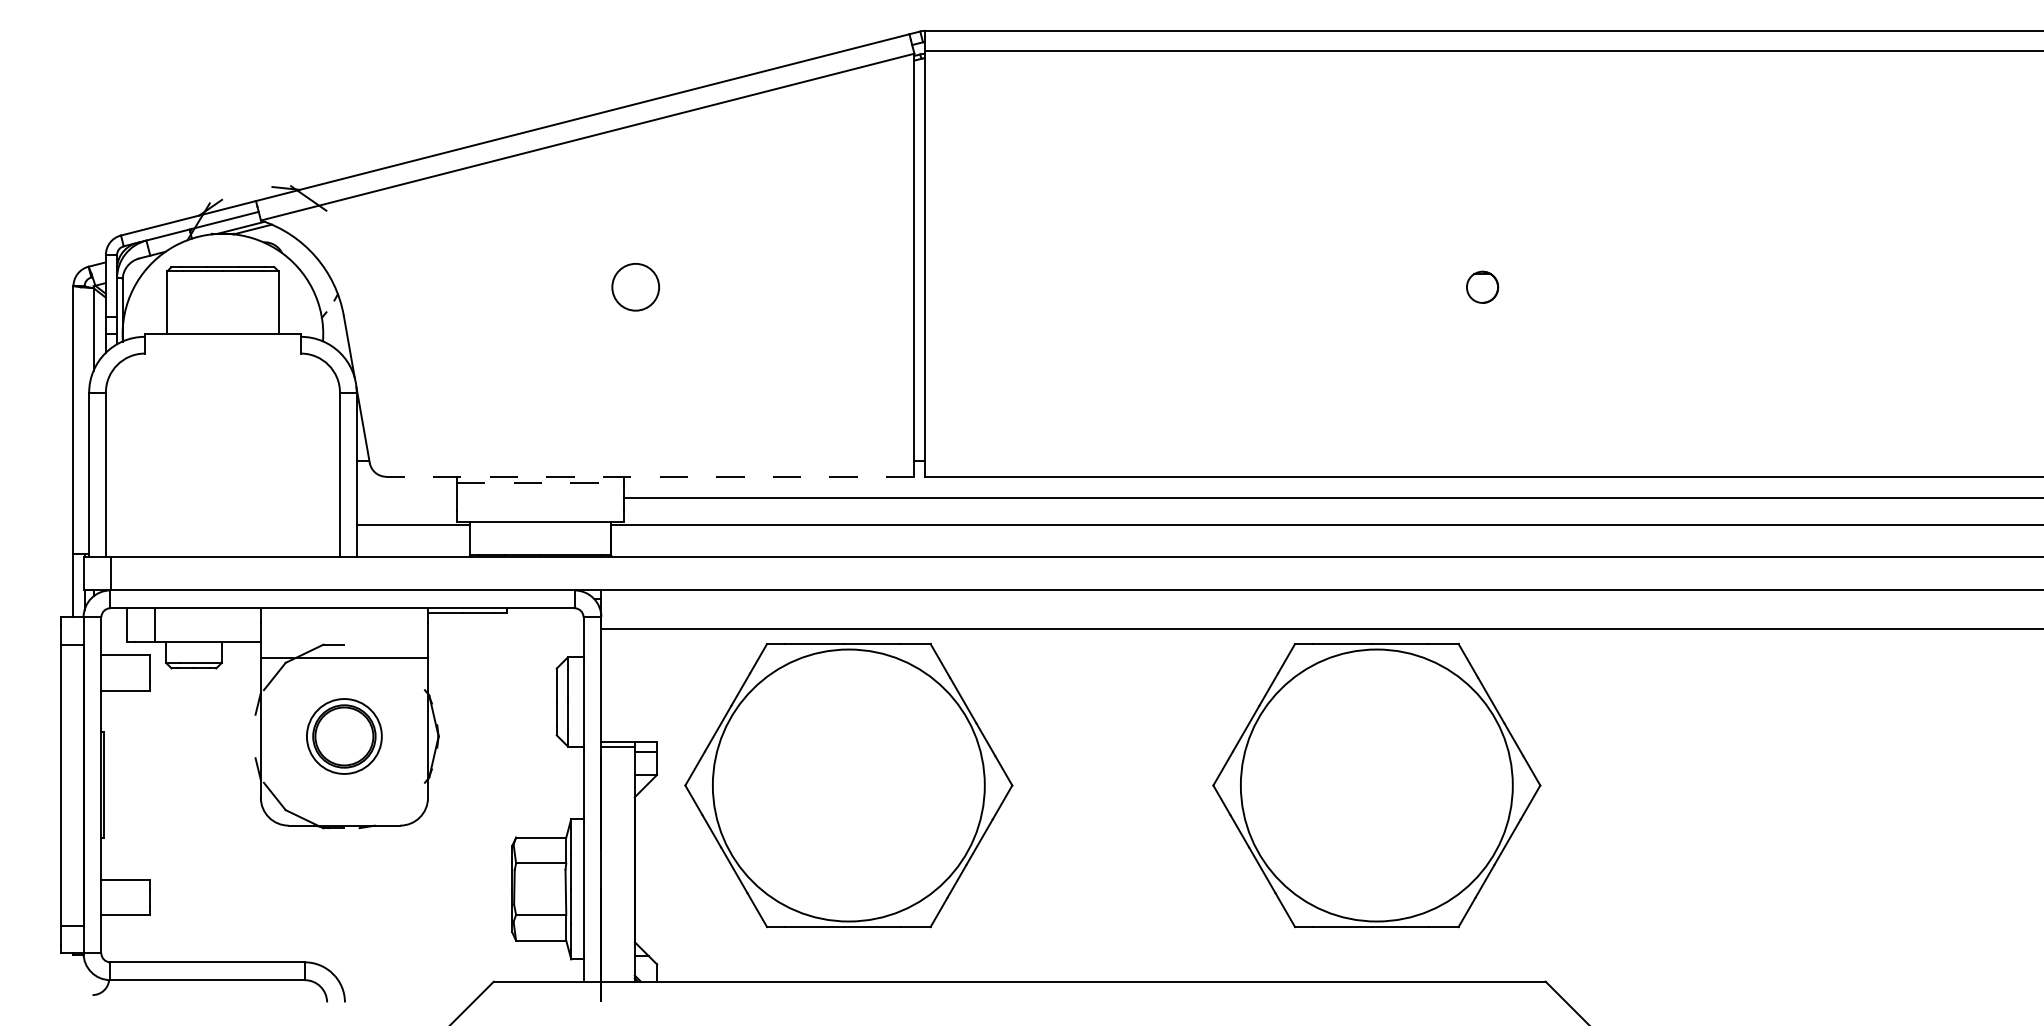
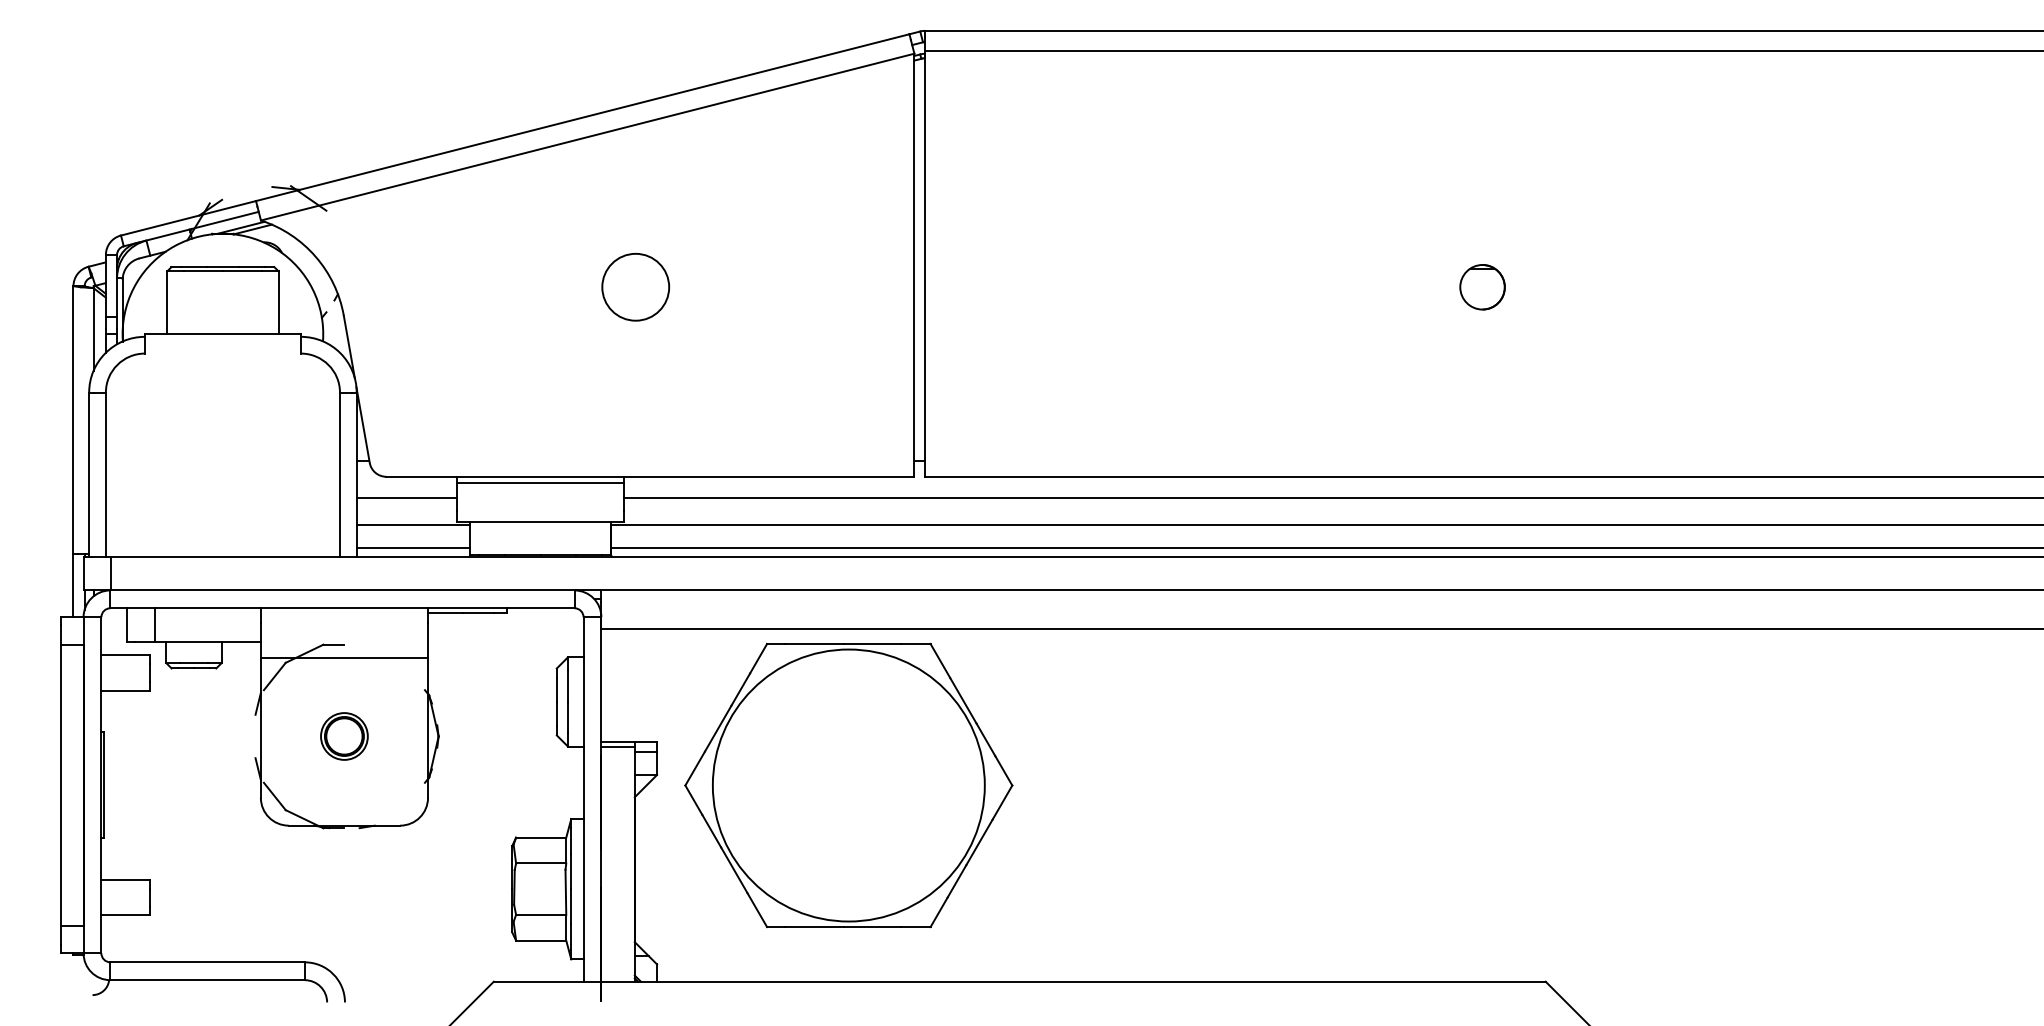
circle diameter: 47 px -> 67 px (635, 286)
part size: 34x34 px -> 47x47 px (1482, 287)
line: dashed -> solid (649, 476)
line: dashed -> solid (540, 483)
line: none -> present (406, 498)
line: none -> present (412, 547)
line: none -> present (1325, 547)
part size: 77x77 px -> 49x49 px (344, 736)
part: present -> none (1376, 785)
